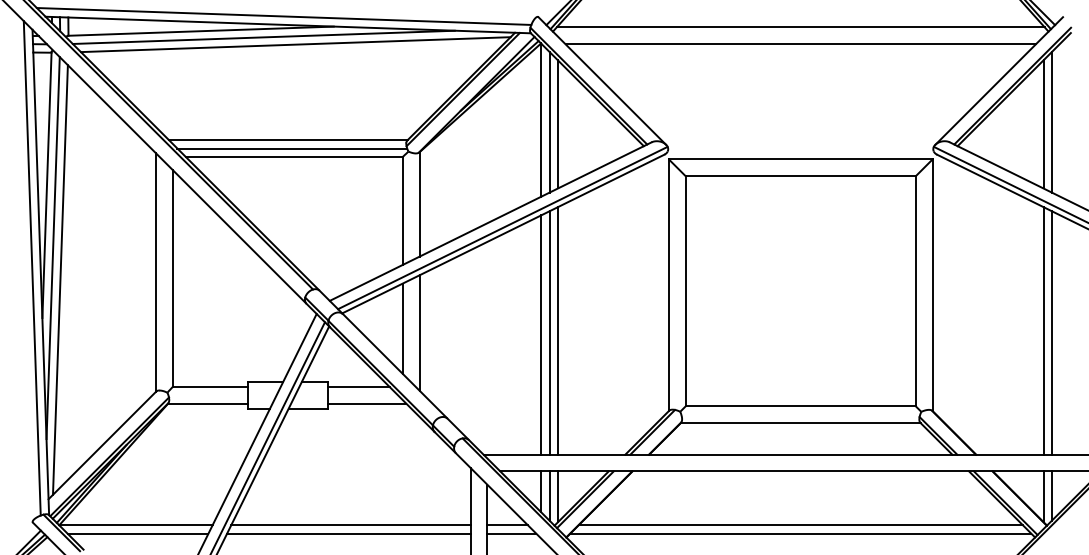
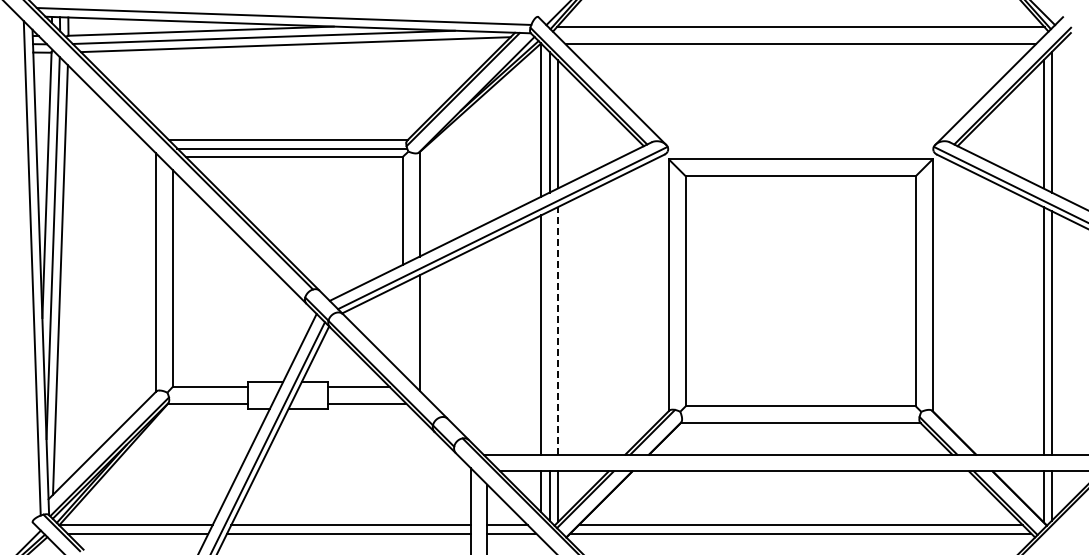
line: present -> none (402, 328)
line: solid -> dashed (557, 330)
line: present -> none (549, 332)
